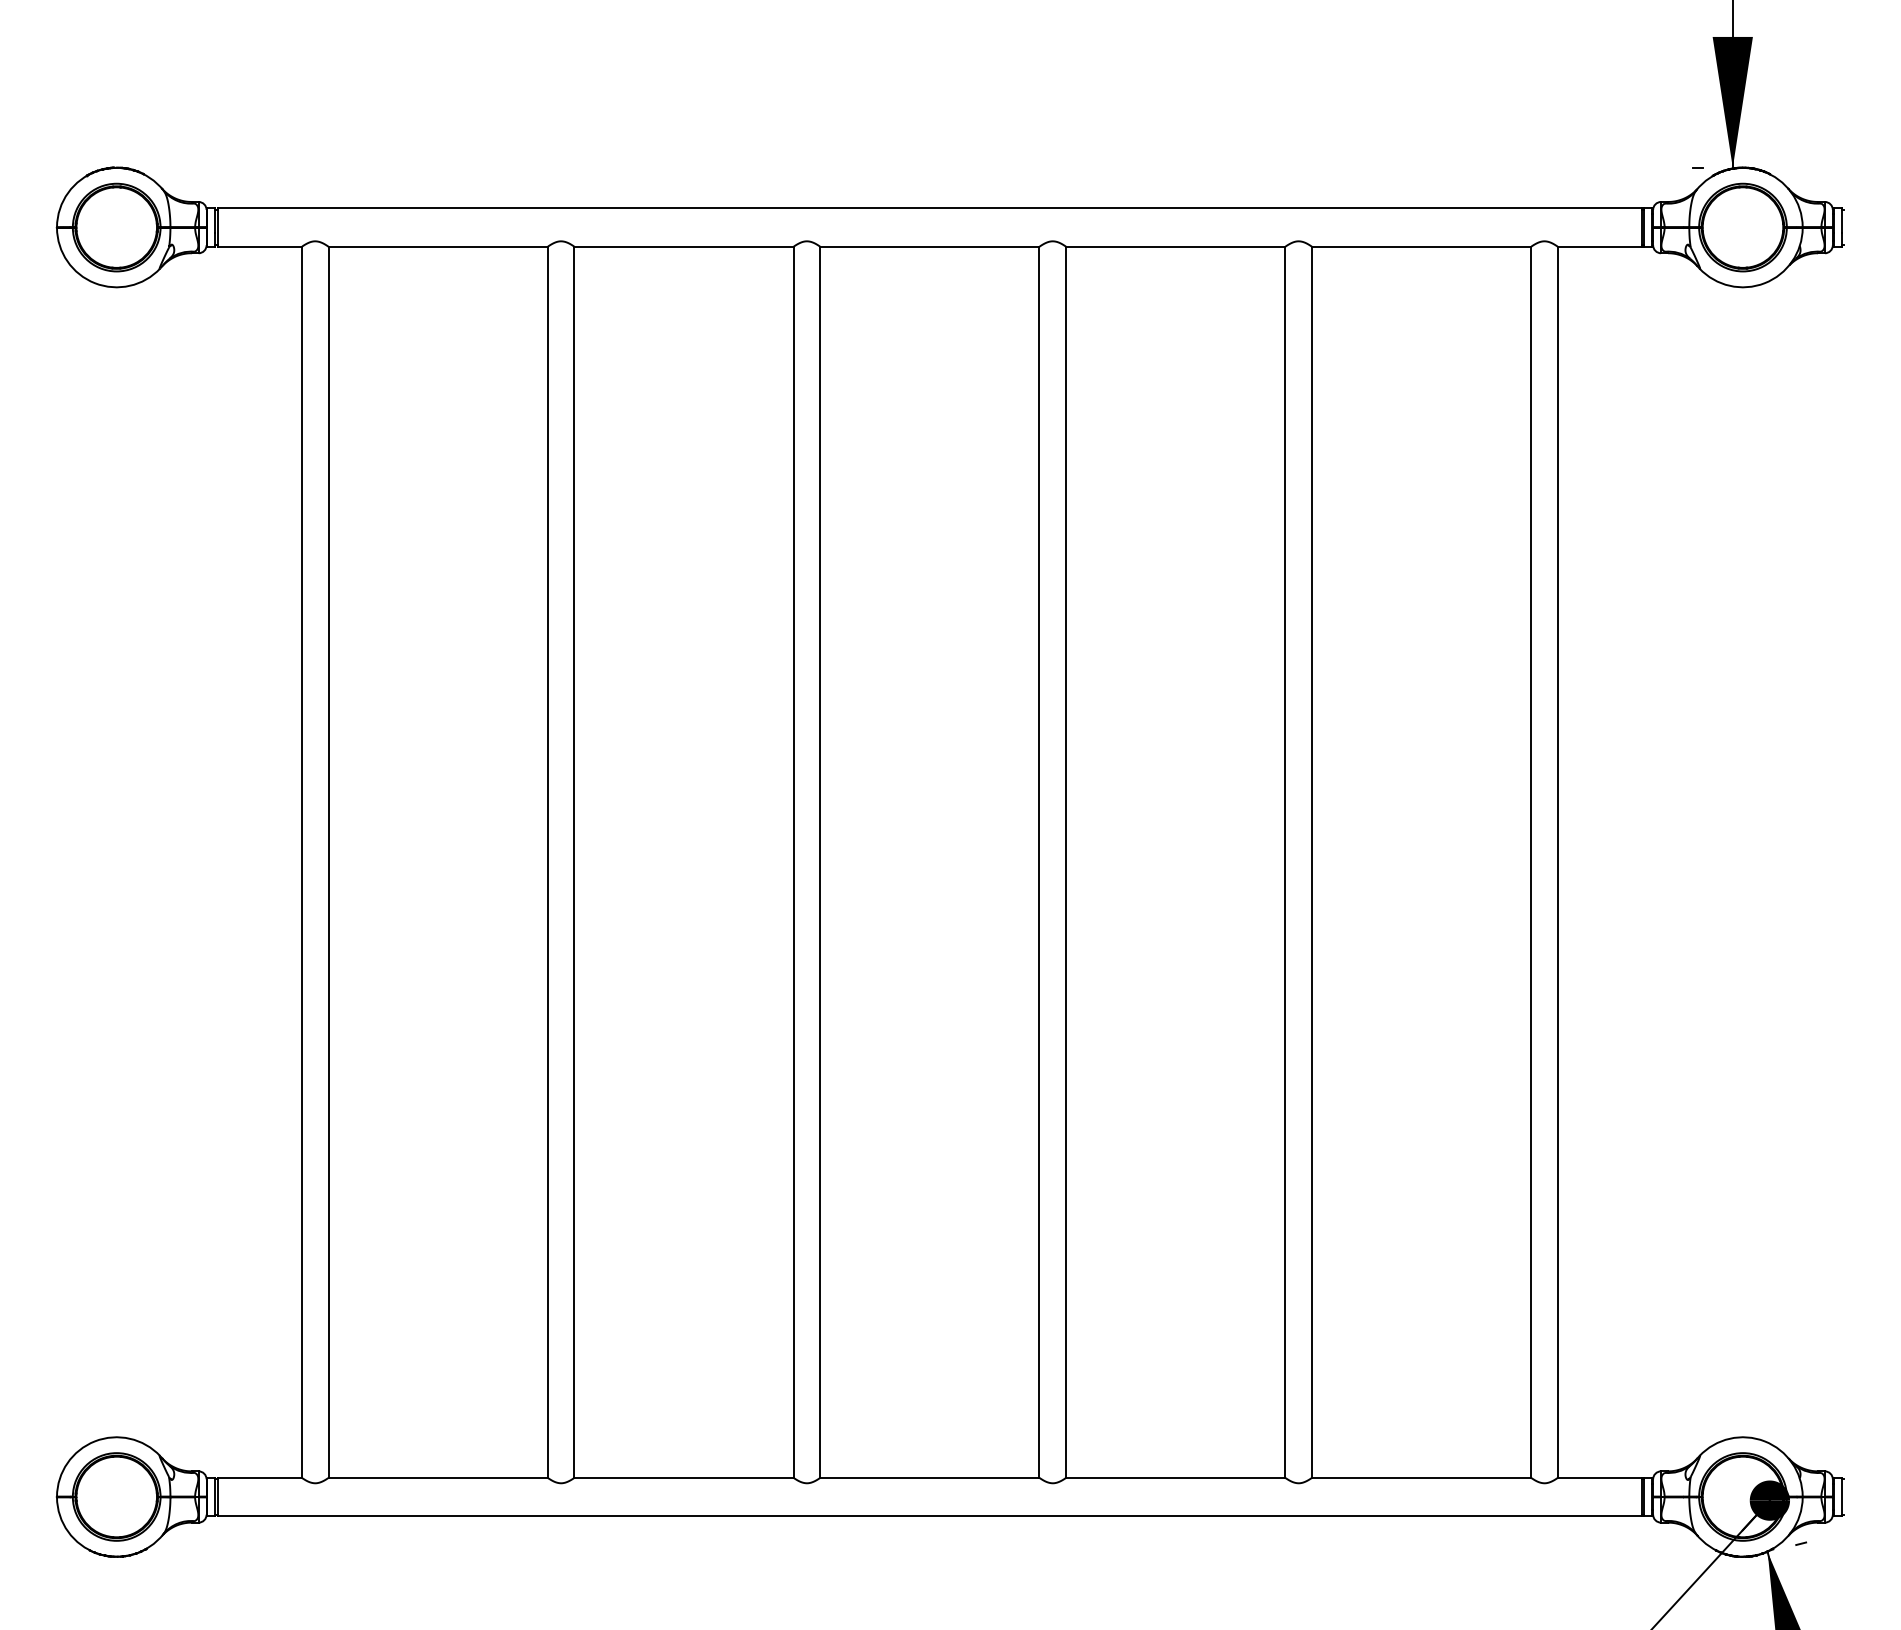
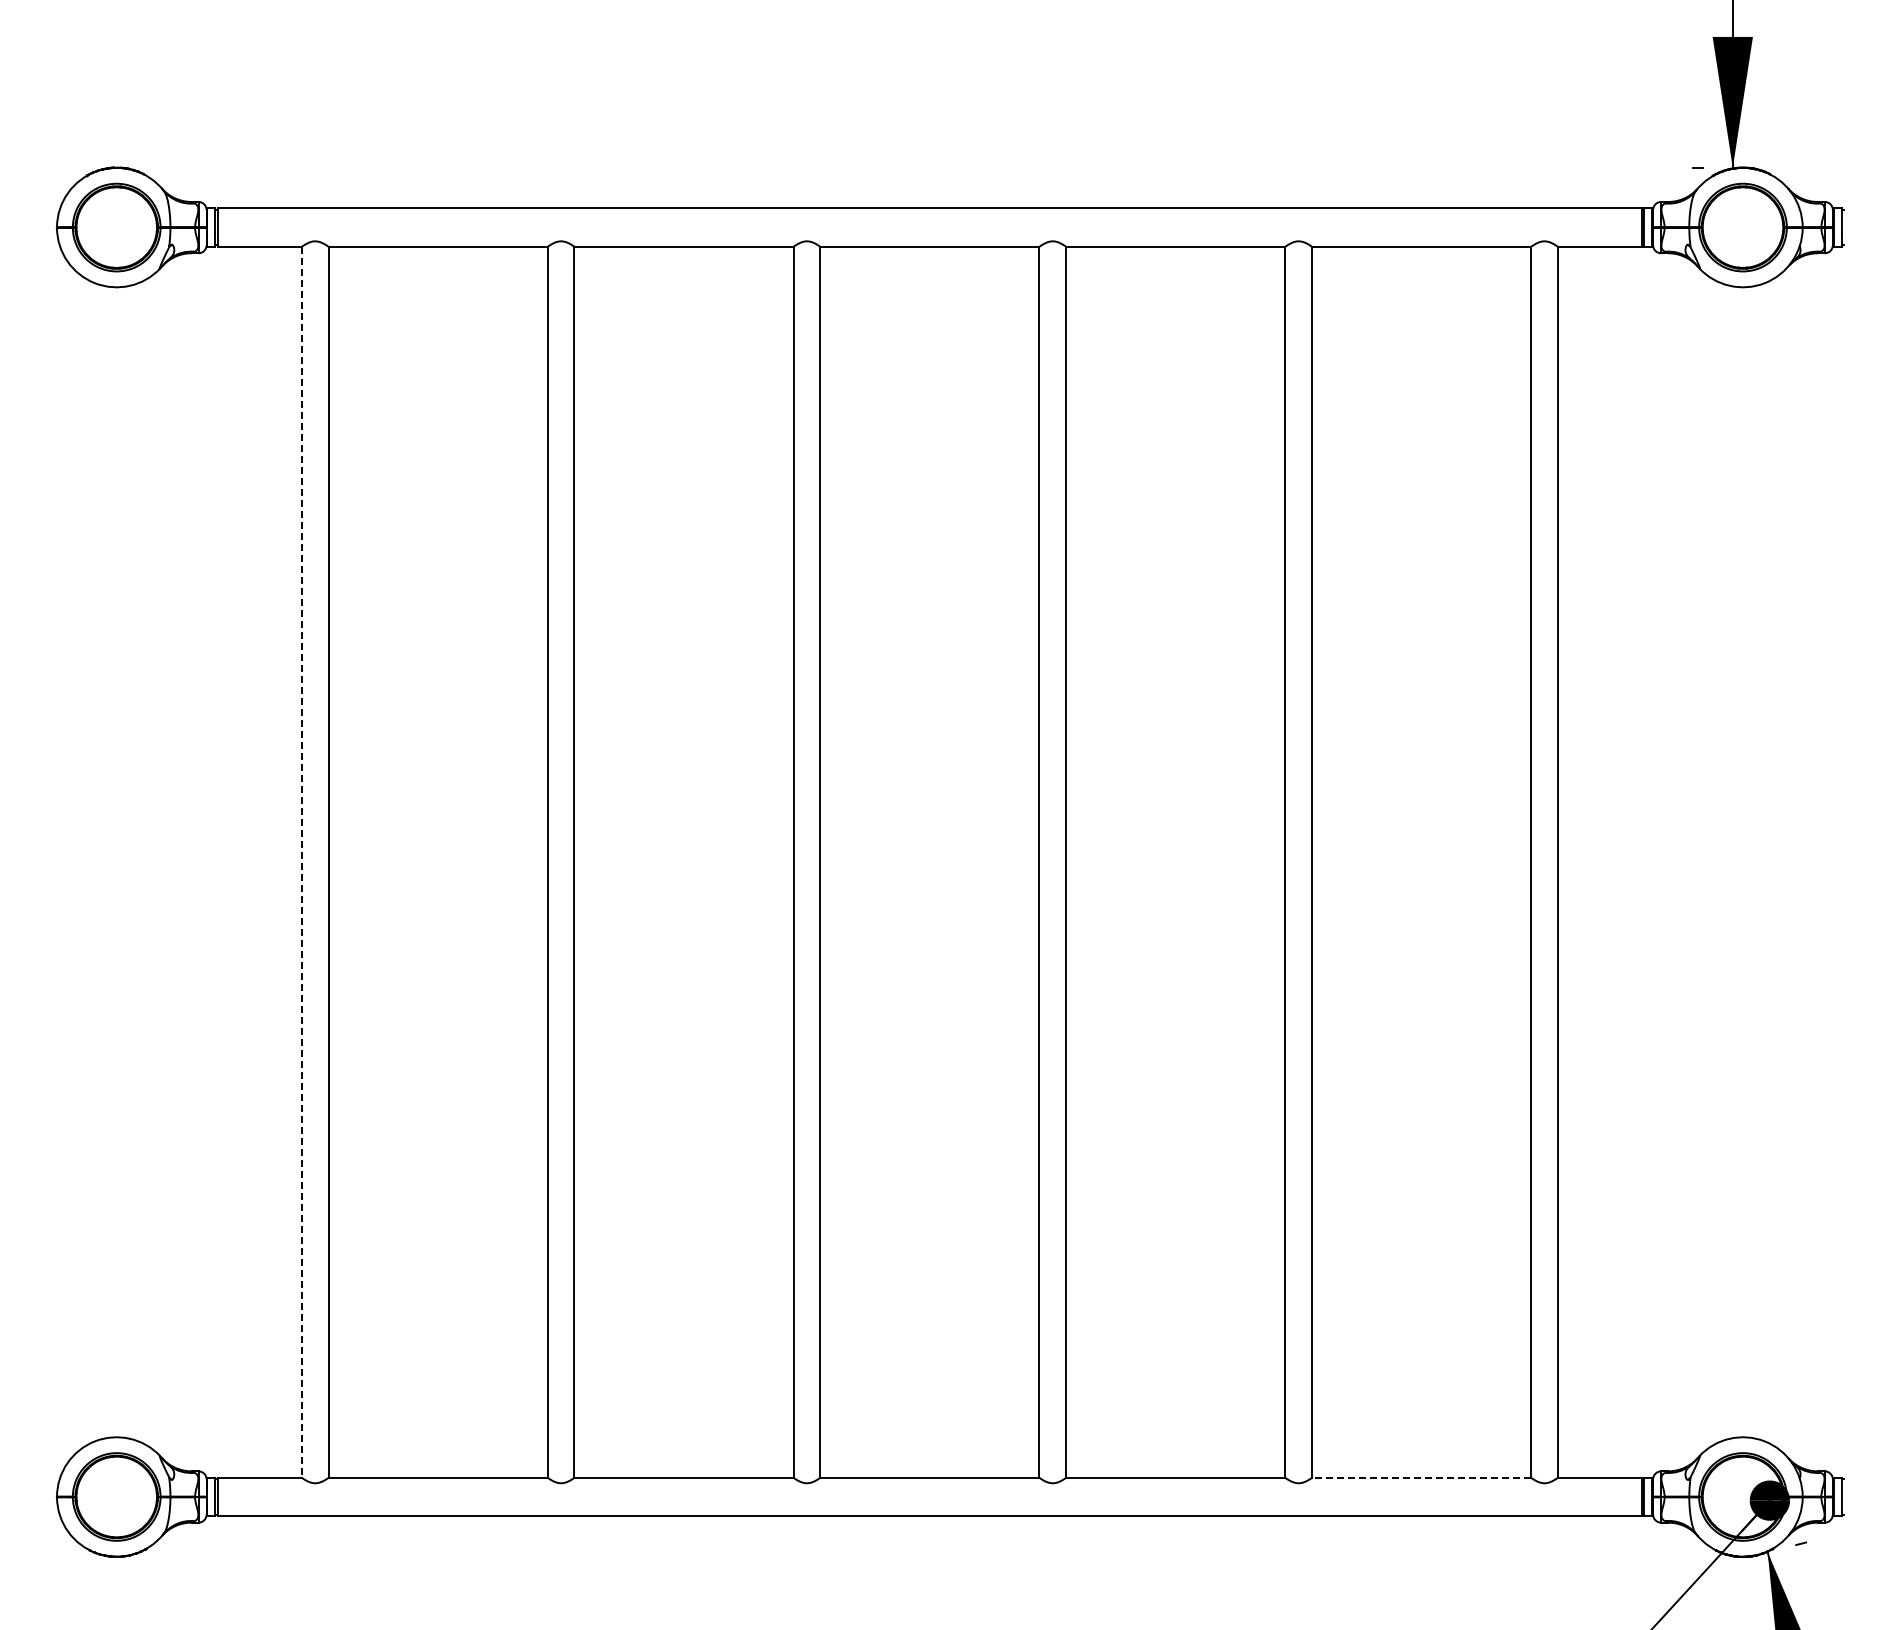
line: solid -> dashed (301, 862)
line: solid -> dashed (1421, 1477)
